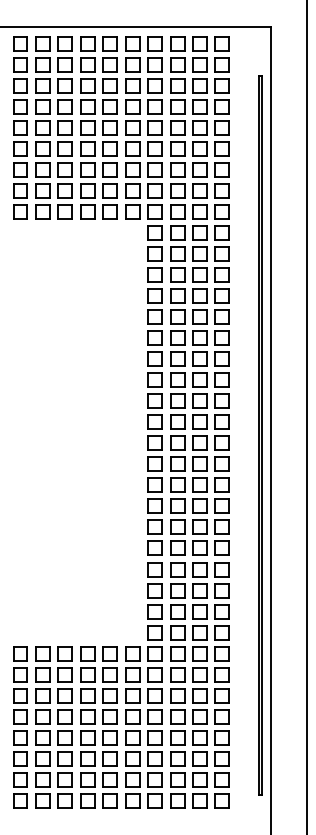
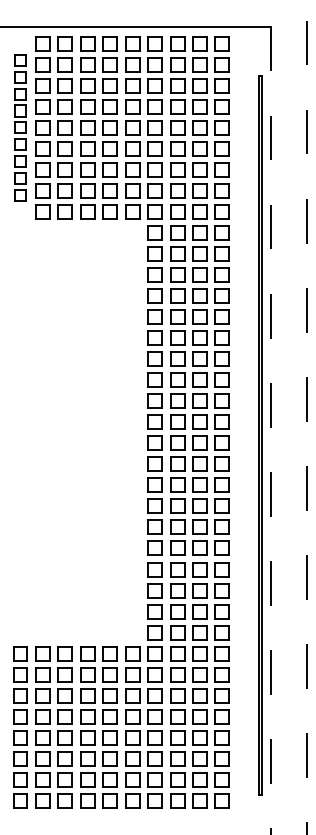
part size: 15x184 px -> 13x148 px (20, 127)
line: solid -> dashed (306, 417)
line: solid -> dashed (271, 430)
